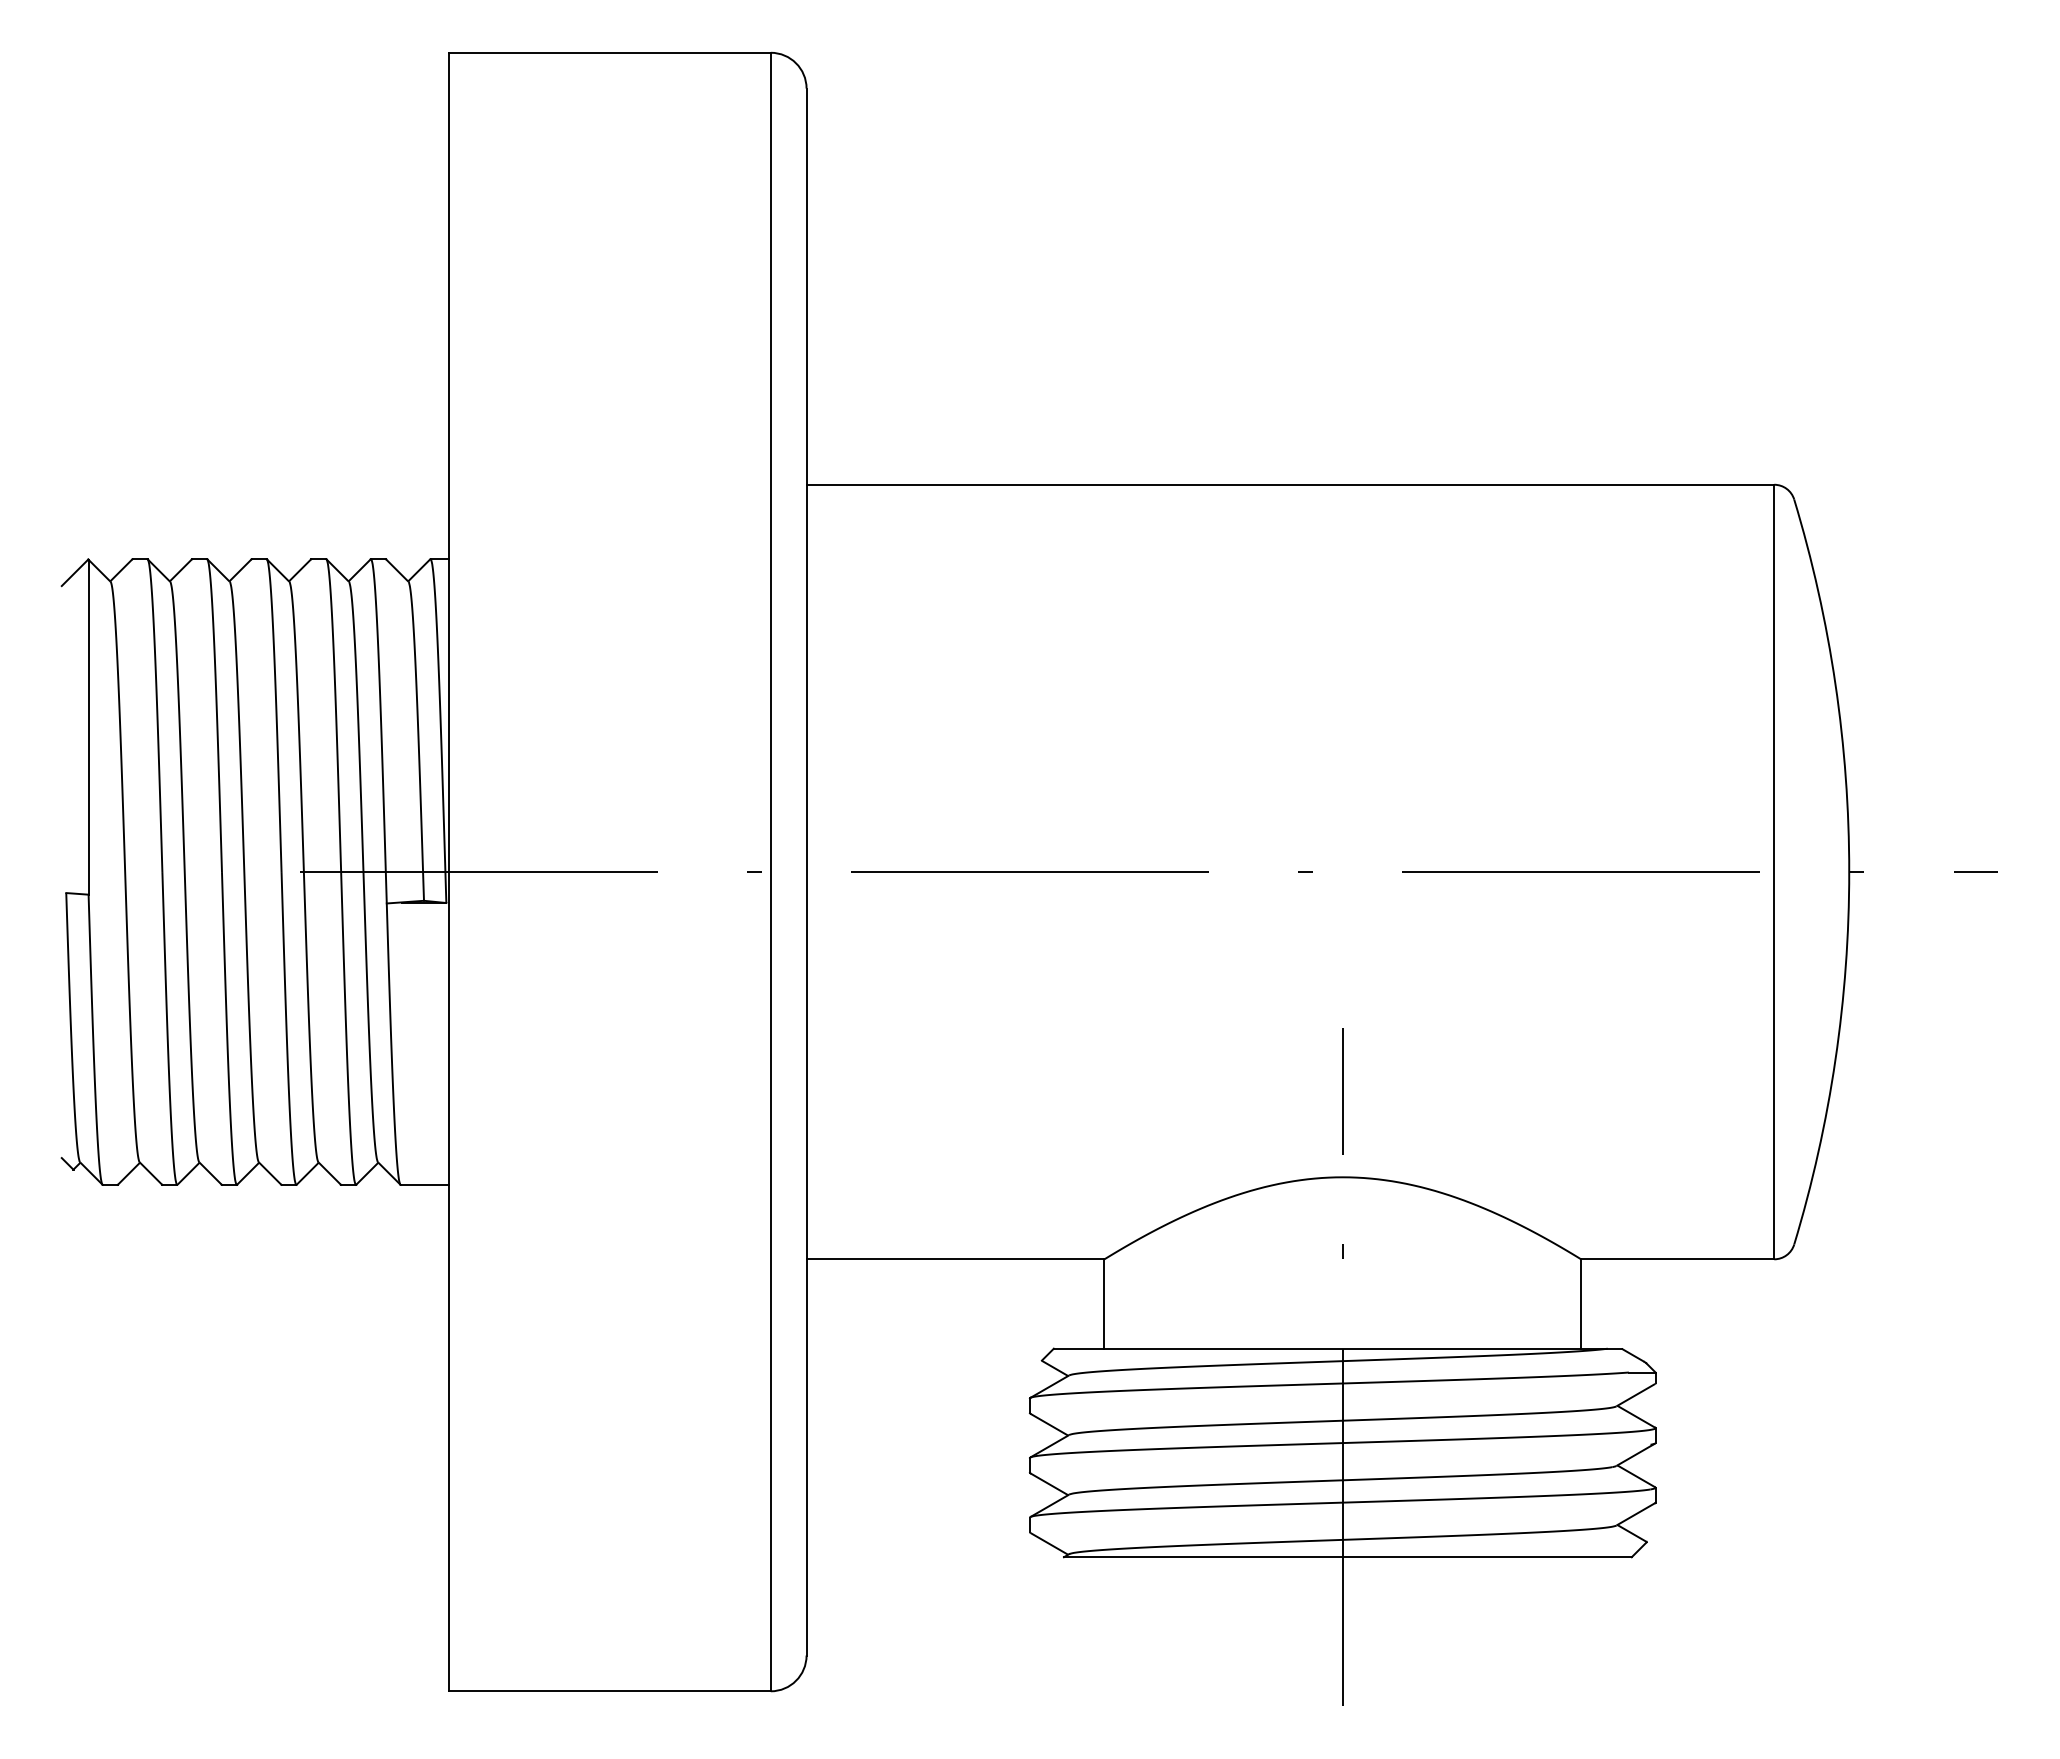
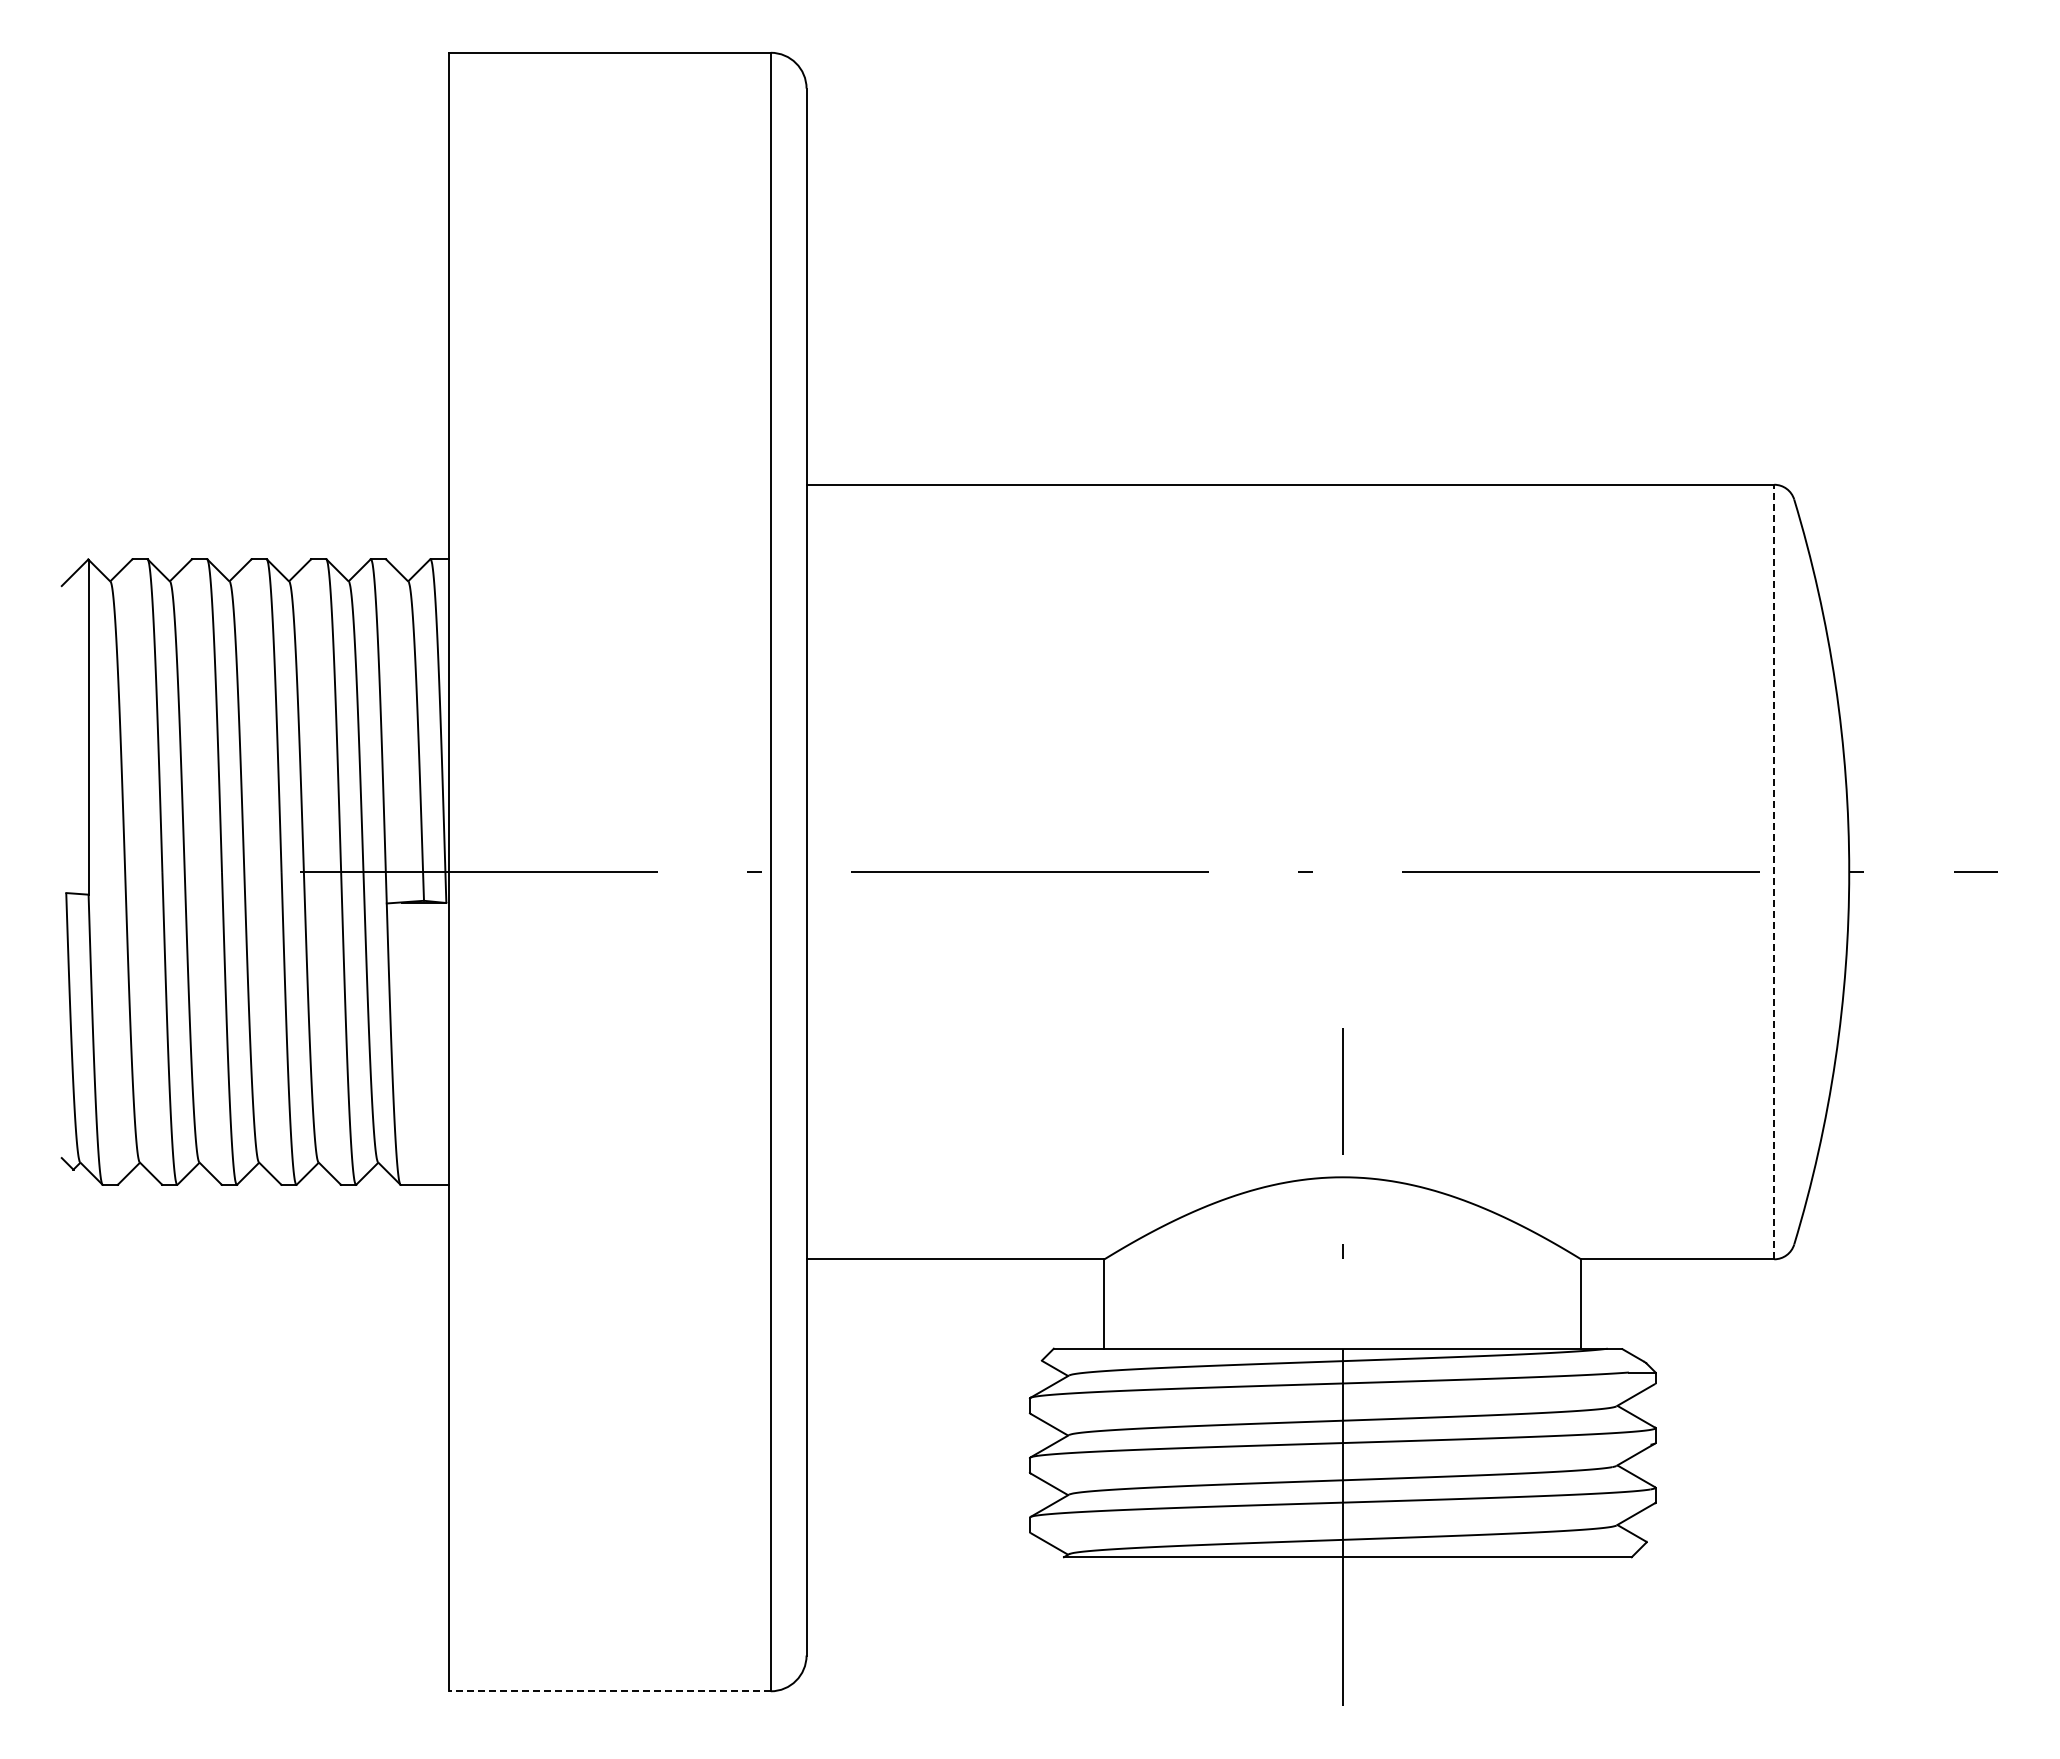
line: solid -> dashed (1774, 871)
line: solid -> dashed (609, 1691)
